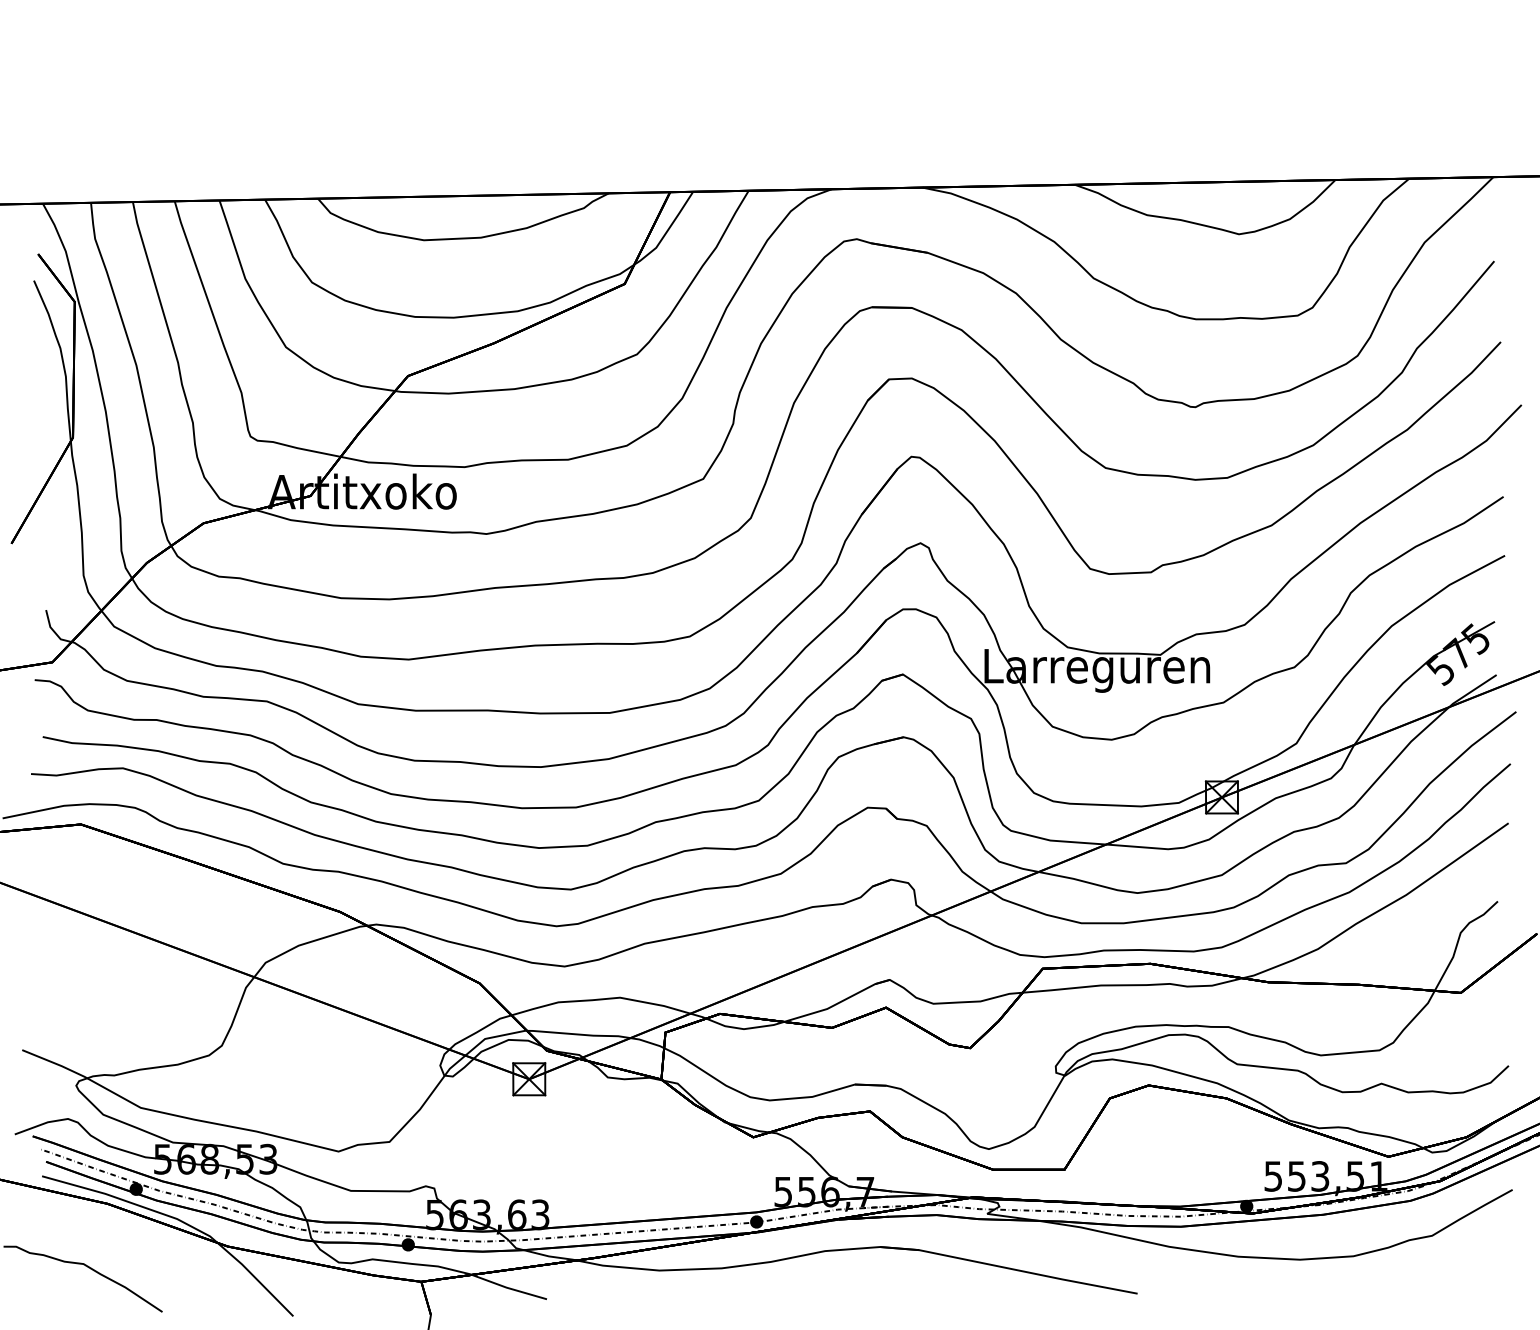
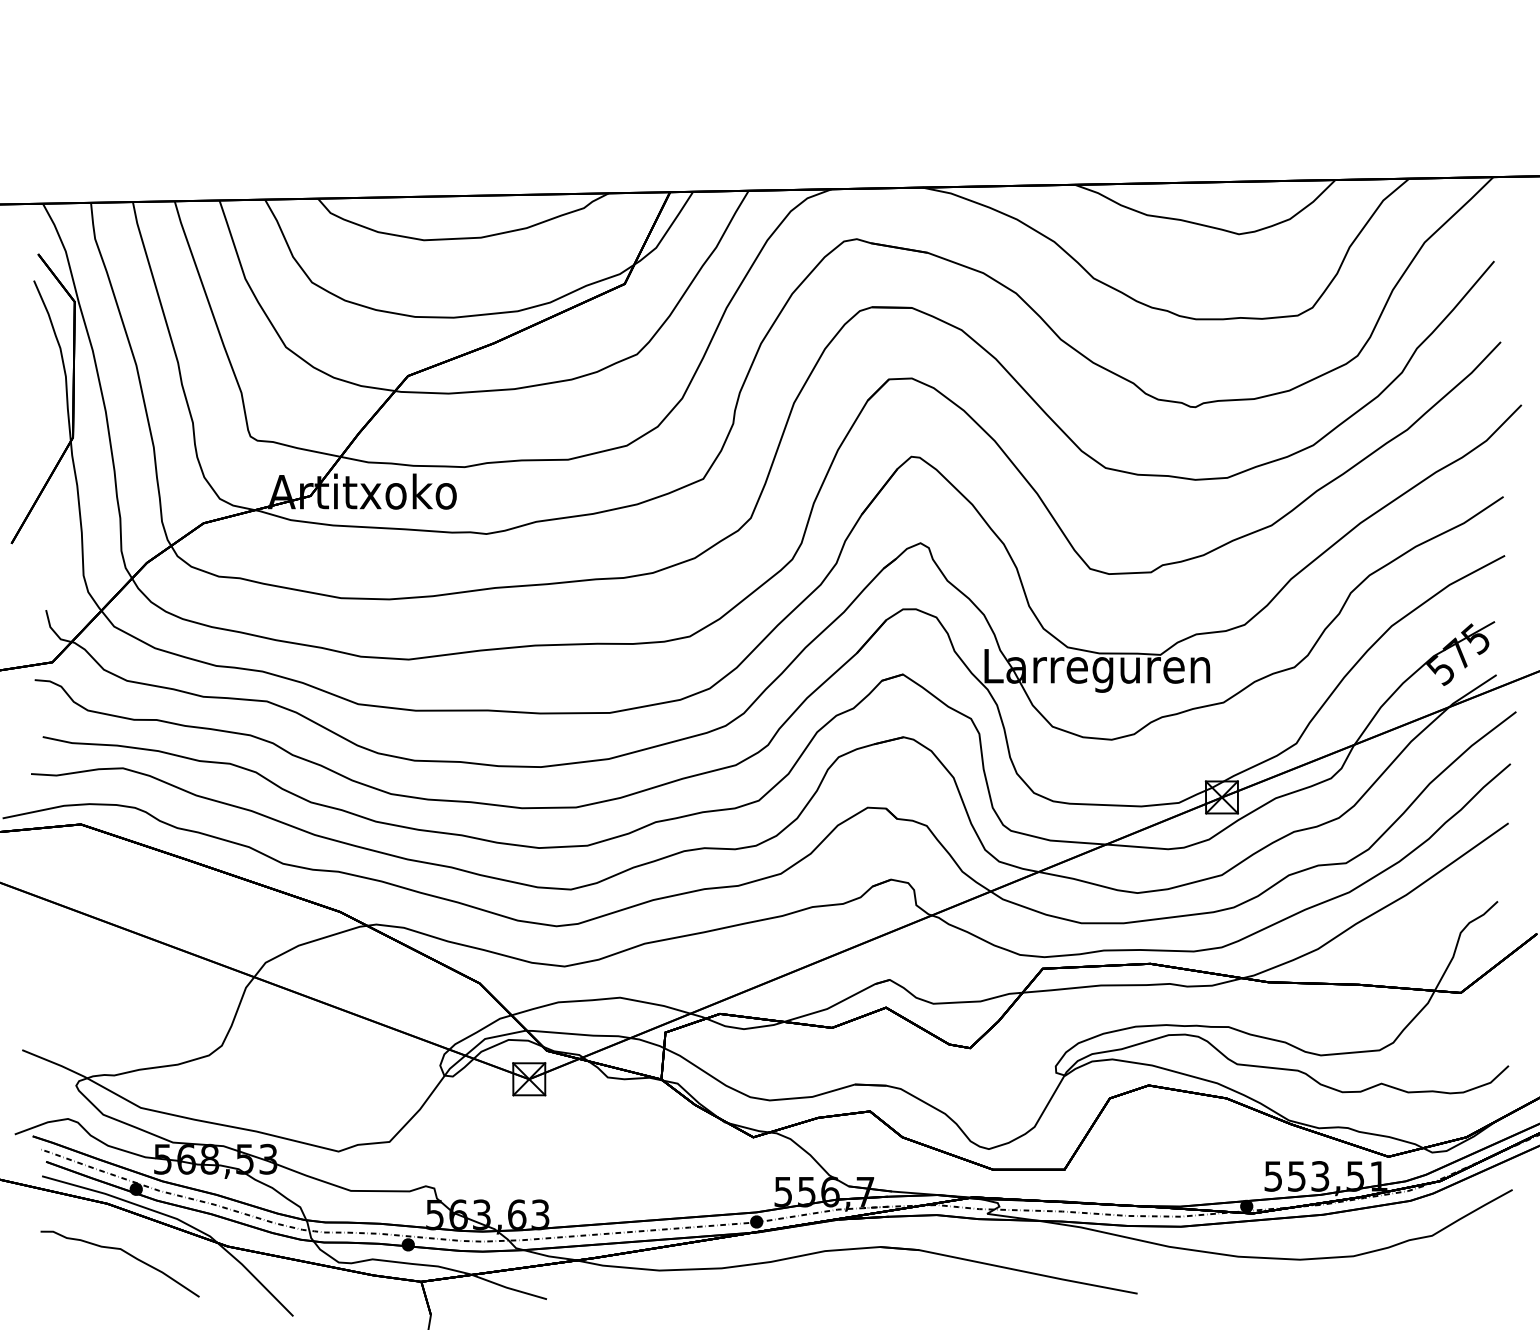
curve position: (88, 1268) -> (125, 1253) (125, 1253)
